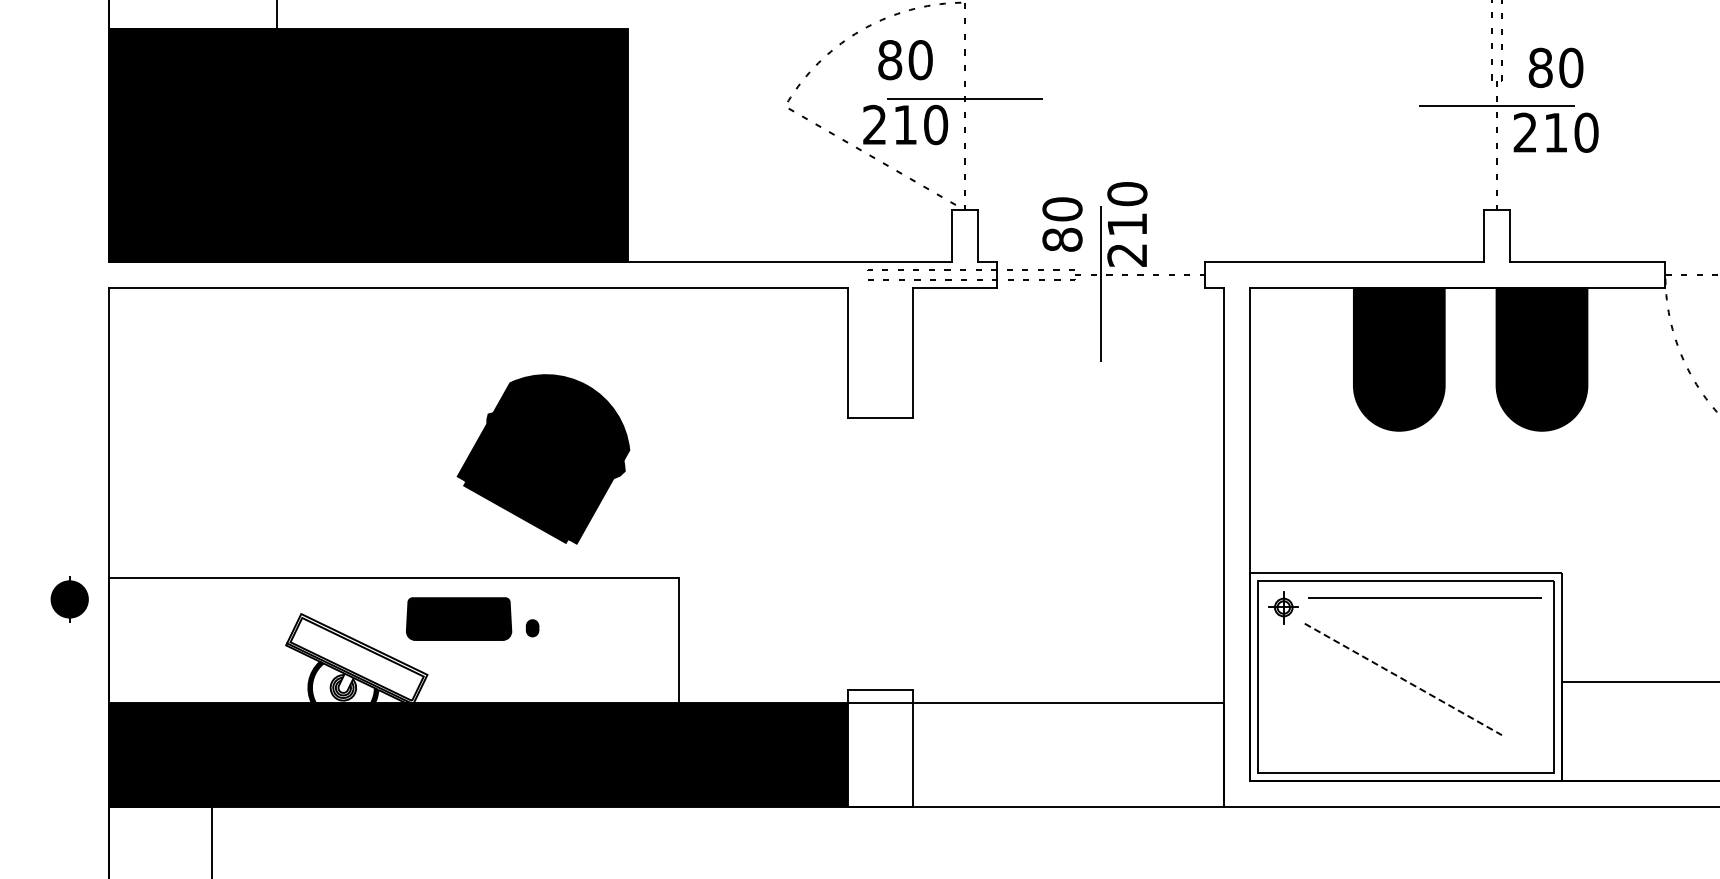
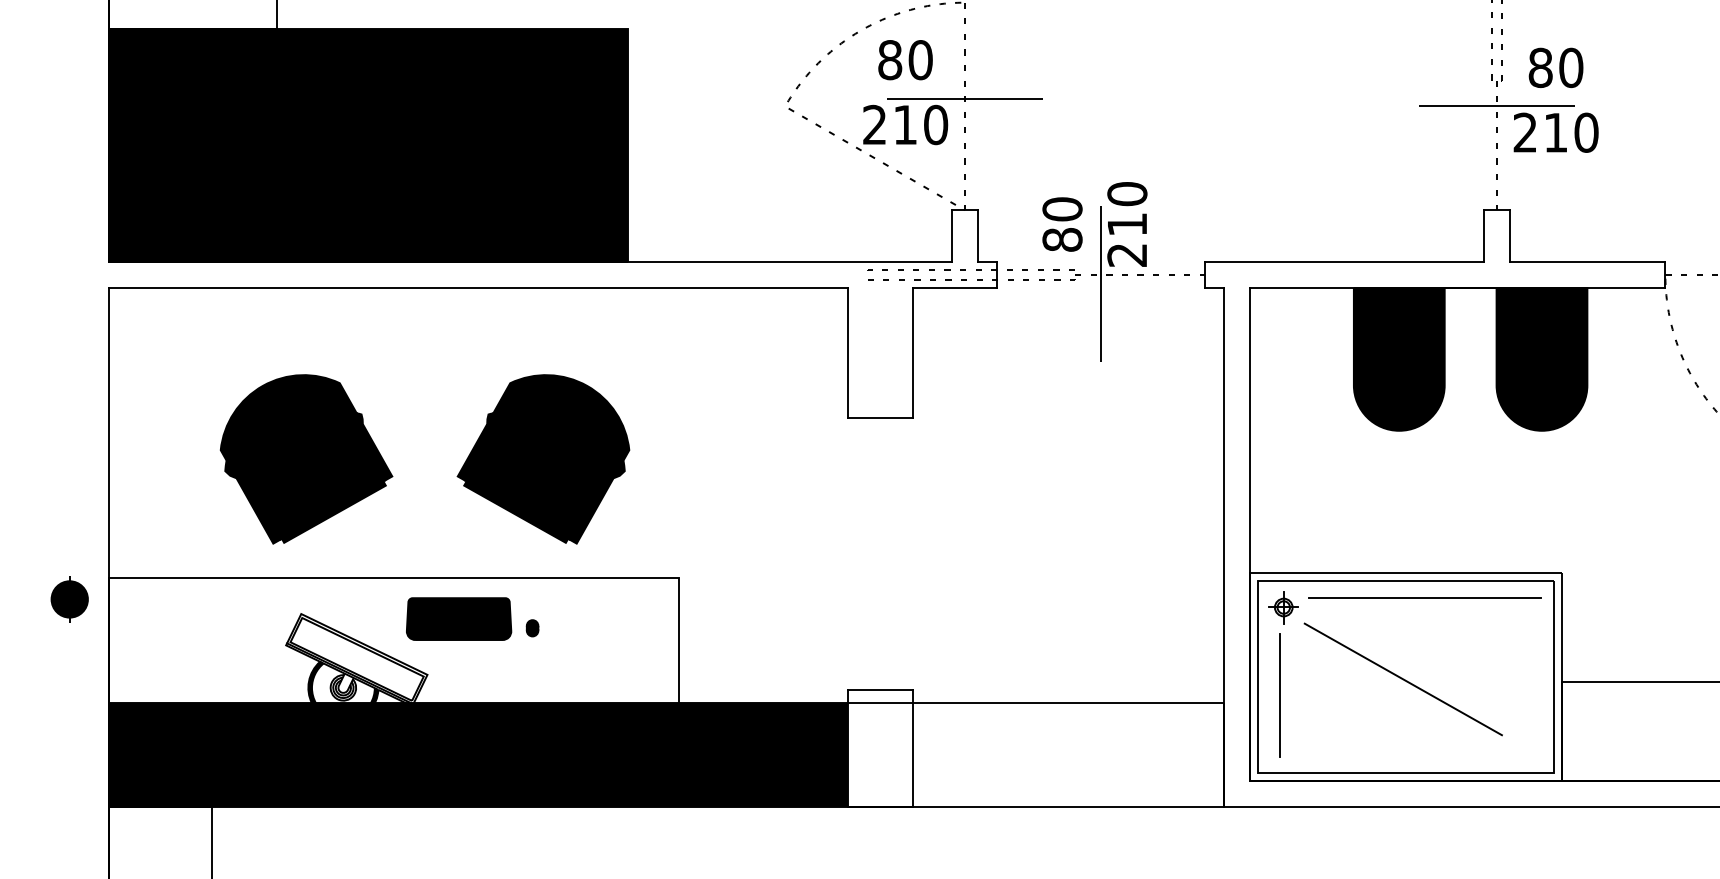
part: none -> present (306, 459)
line: dashed -> solid (1403, 679)
line: none -> present (1279, 694)
